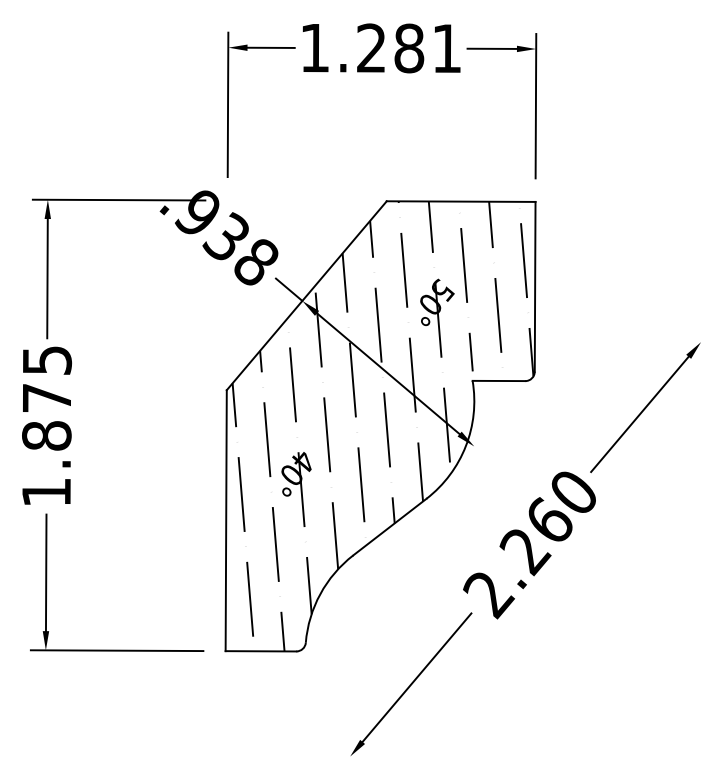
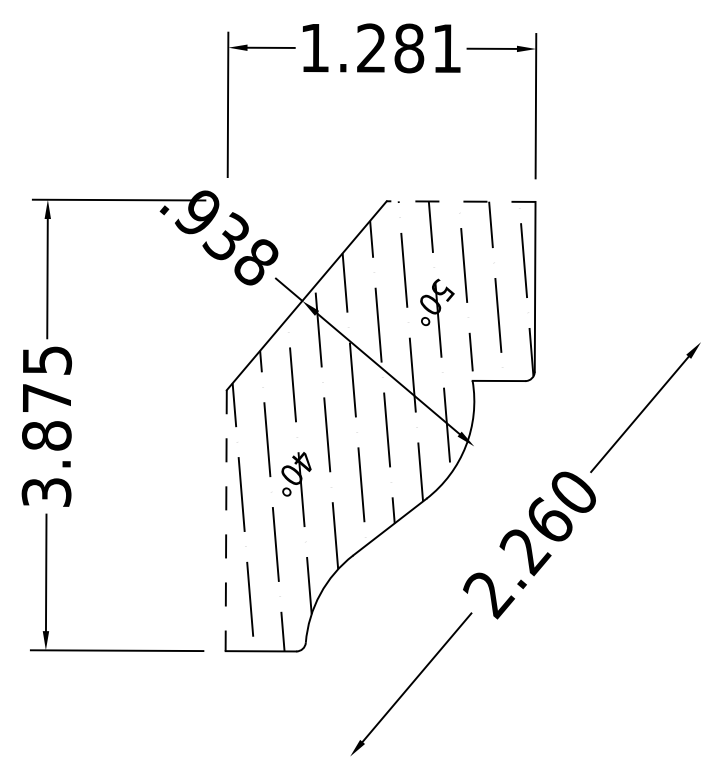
line: solid -> dashed (460, 201)
text: 1.875 -> 3.875 (46, 492)
line: solid -> dashed (226, 521)
